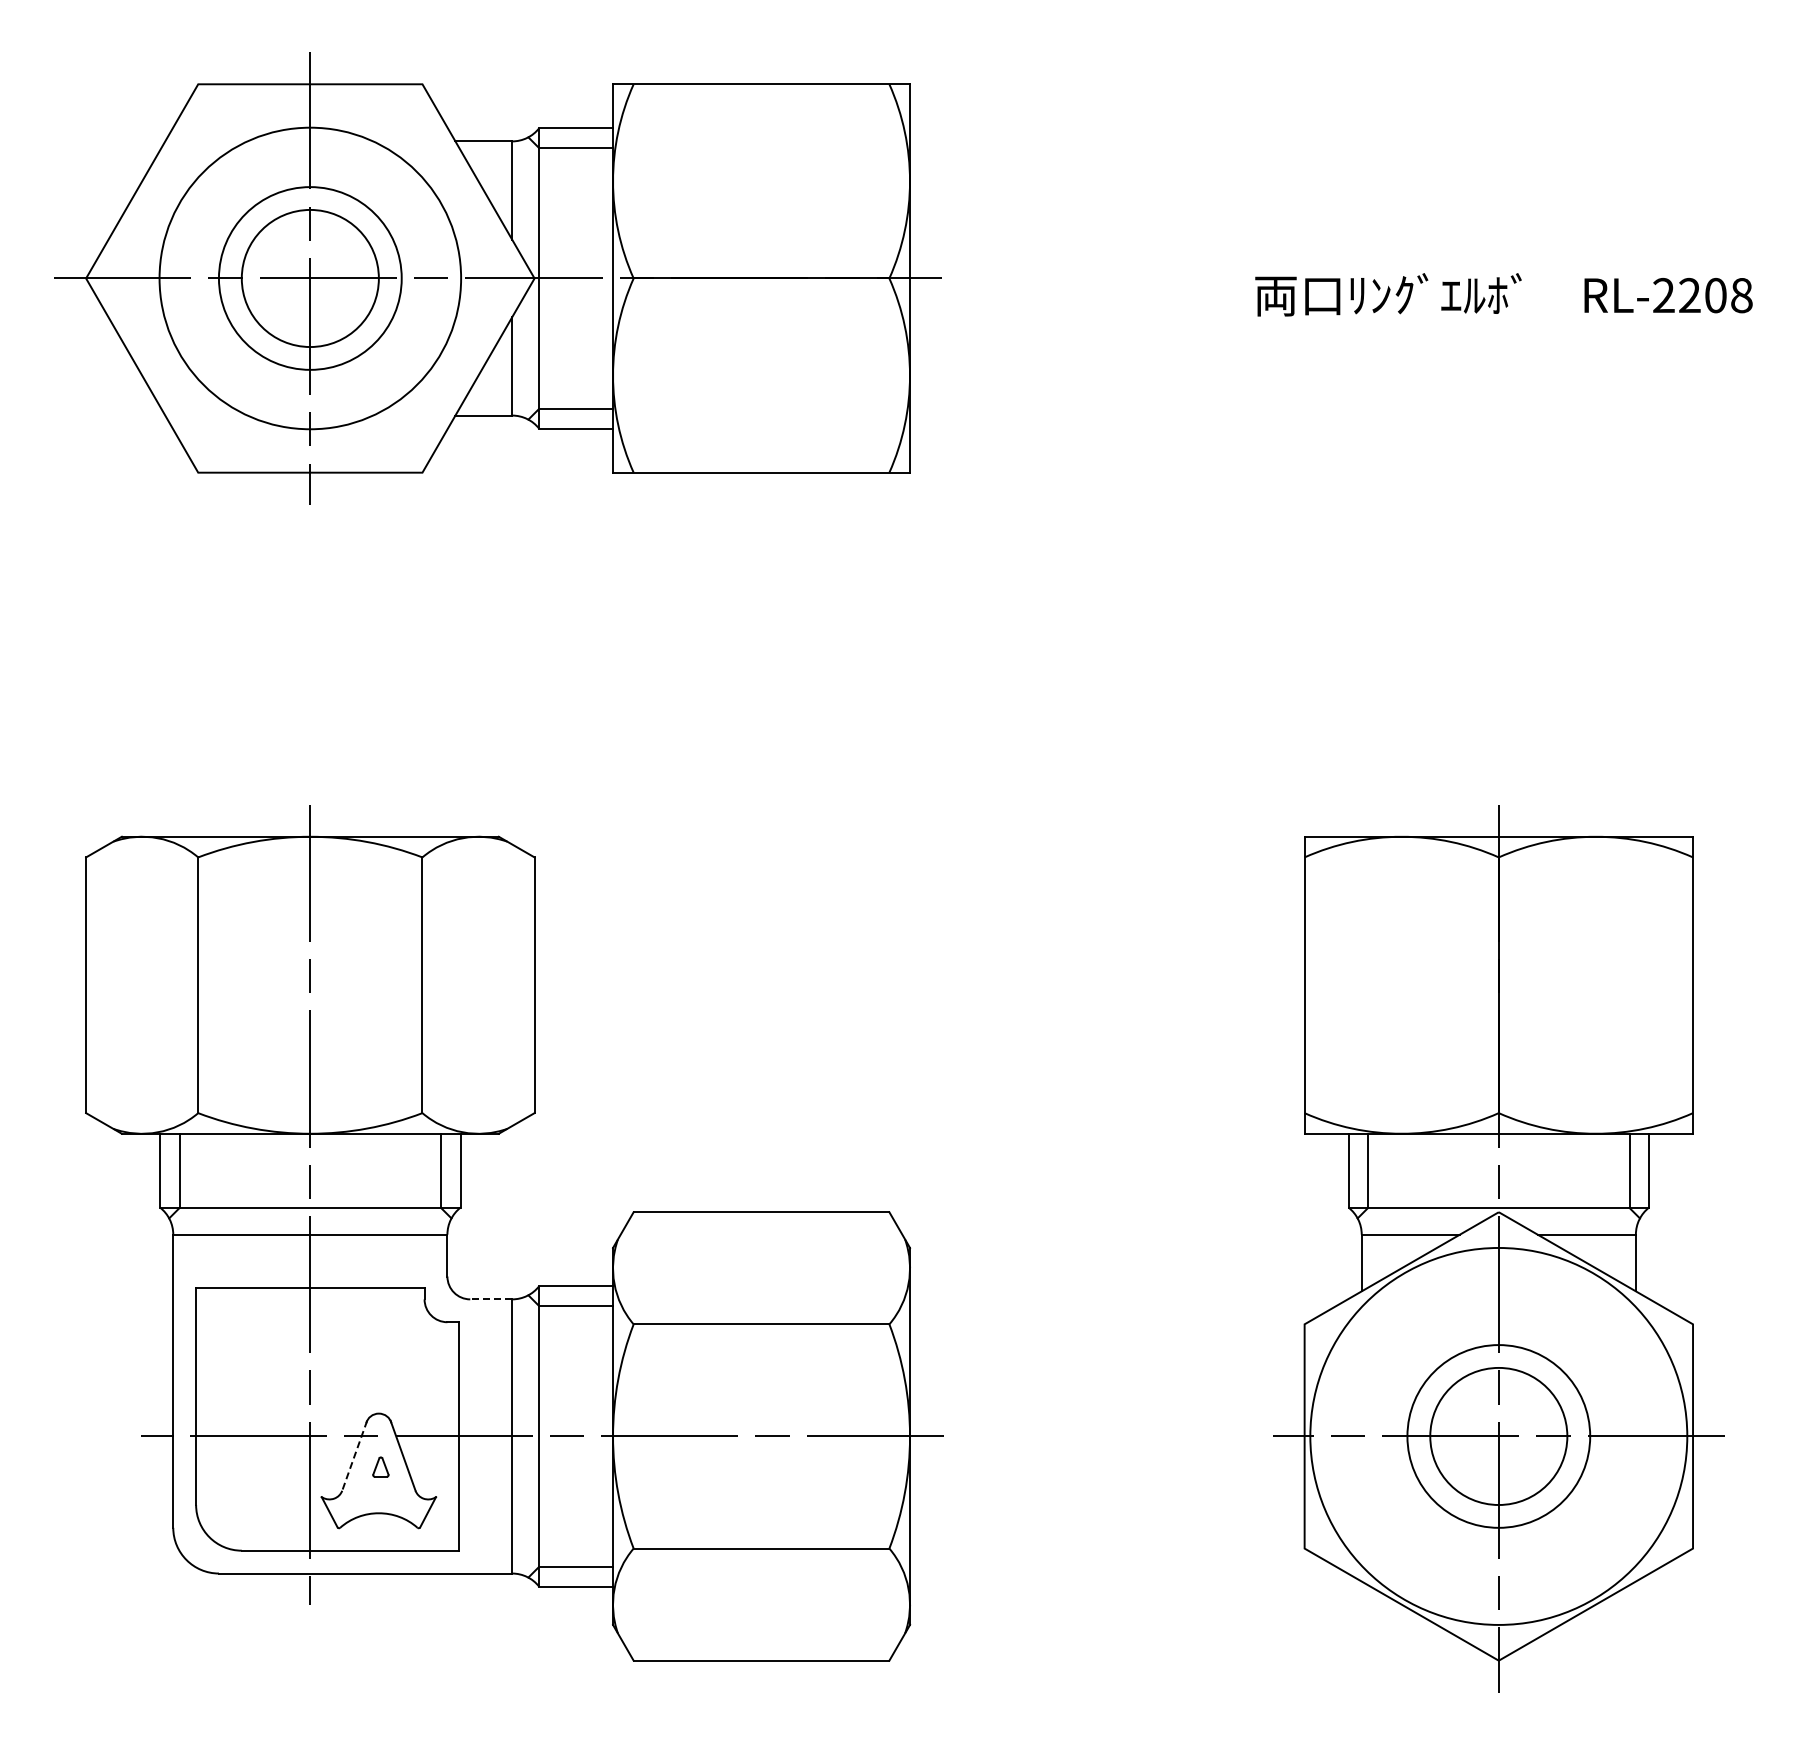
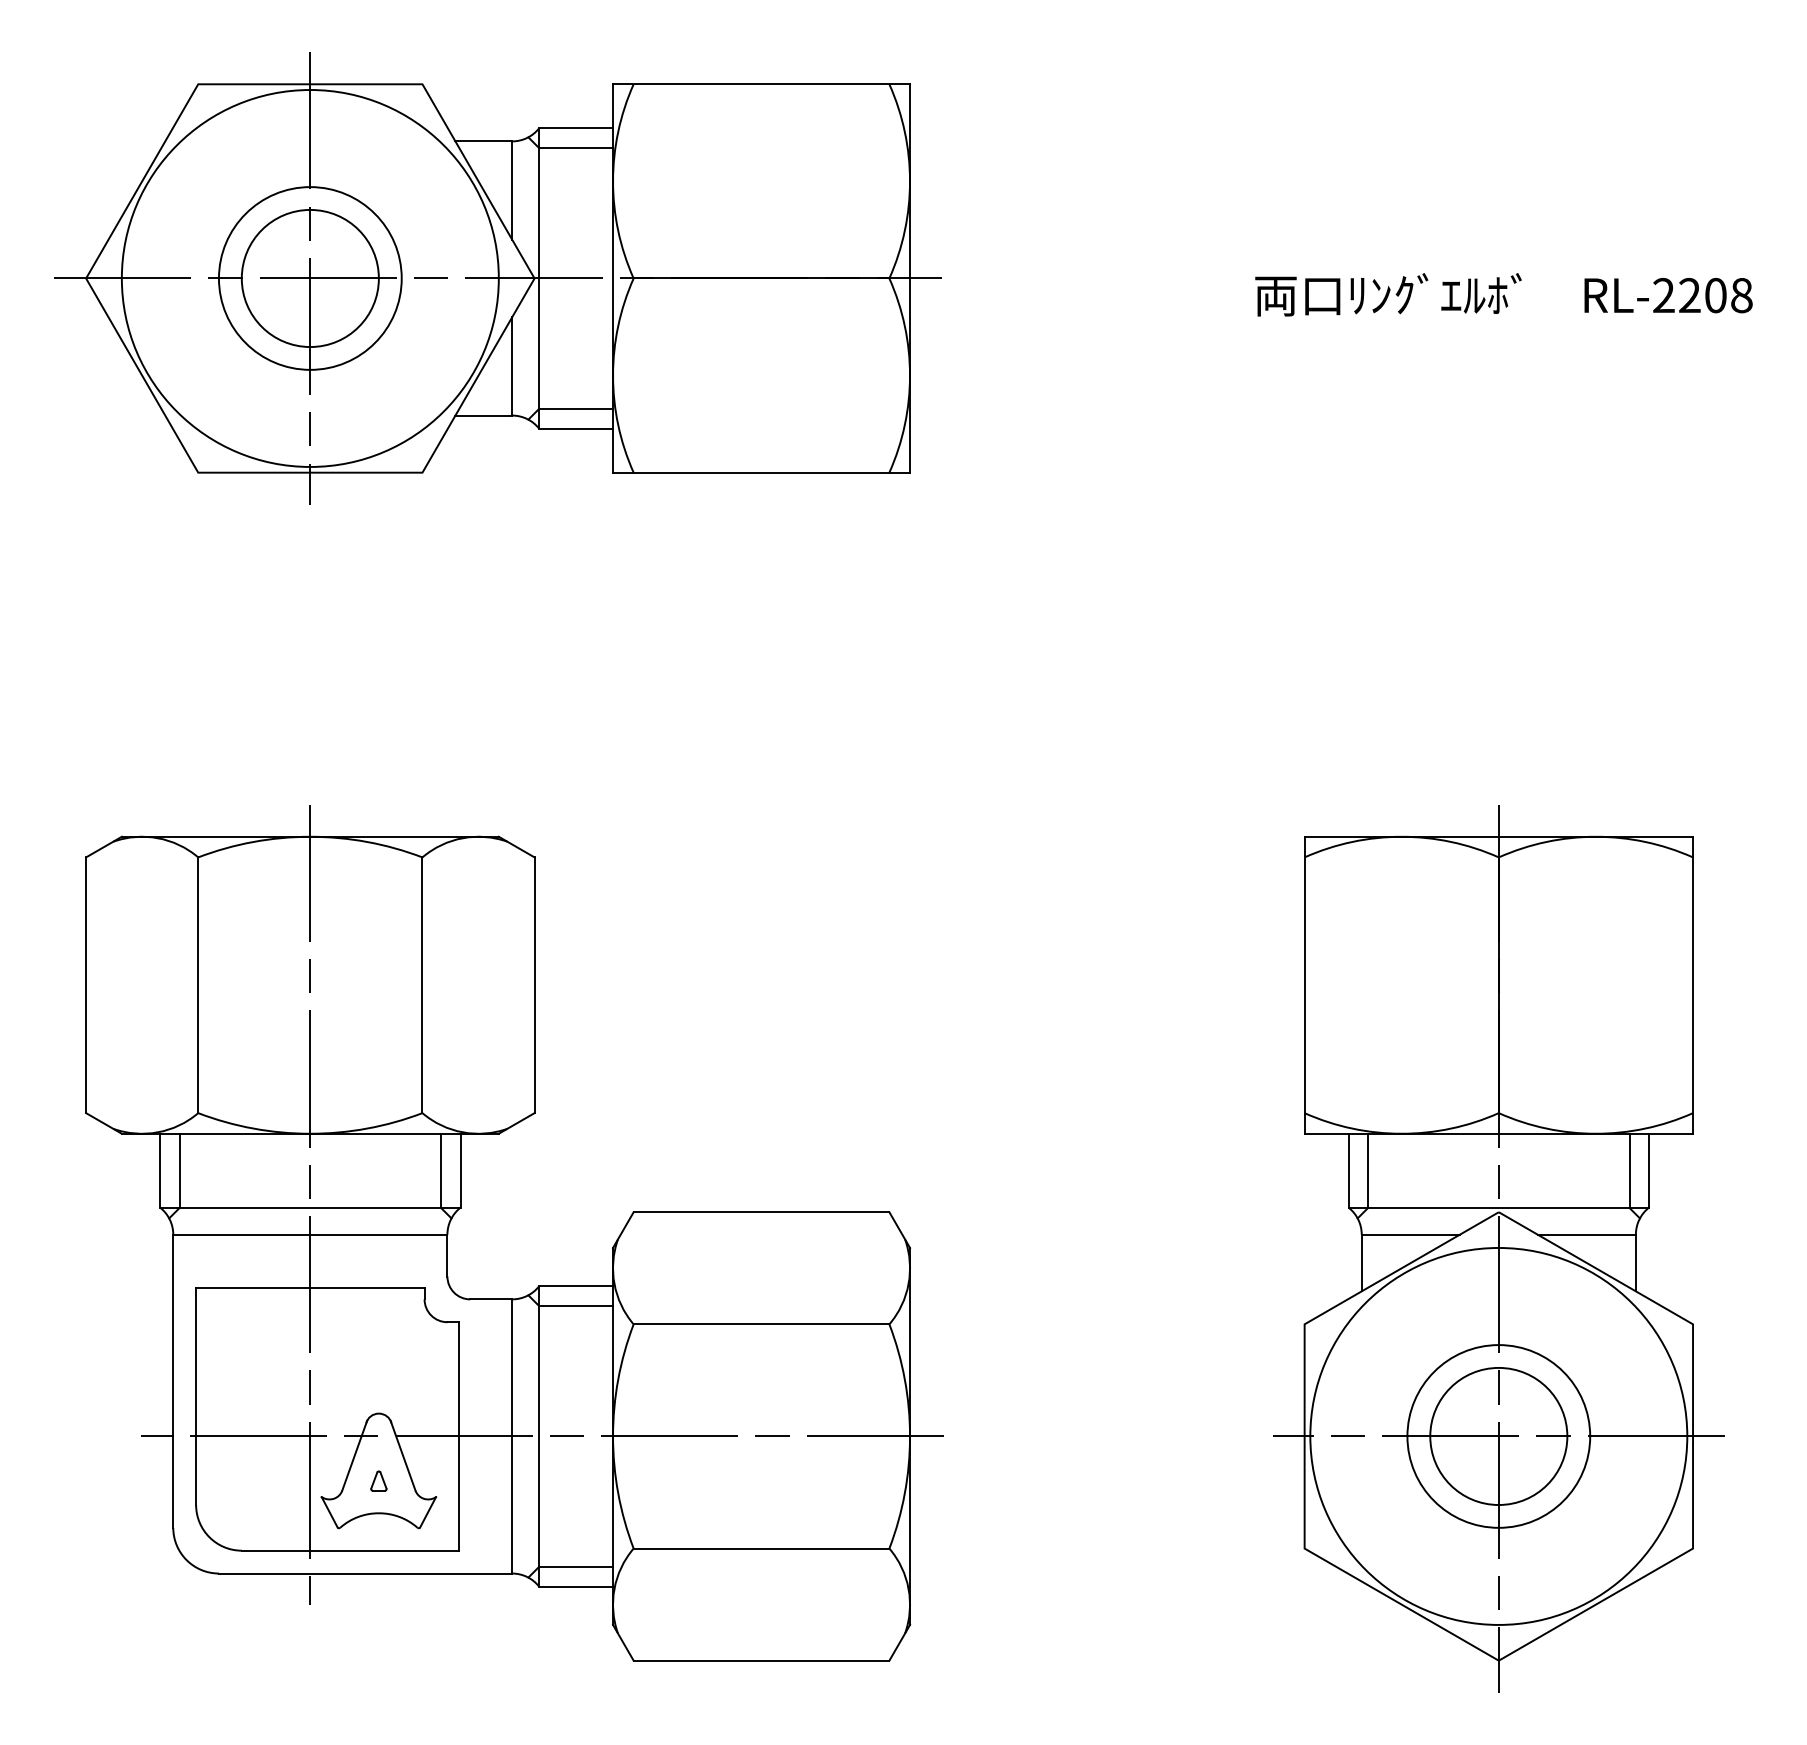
circle diameter: 302 px -> 377 px (309, 278)
line: dashed -> solid (491, 1299)
line: dashed -> solid (354, 1456)
part position: (380, 1466) -> (378, 1480) (378, 1480)
